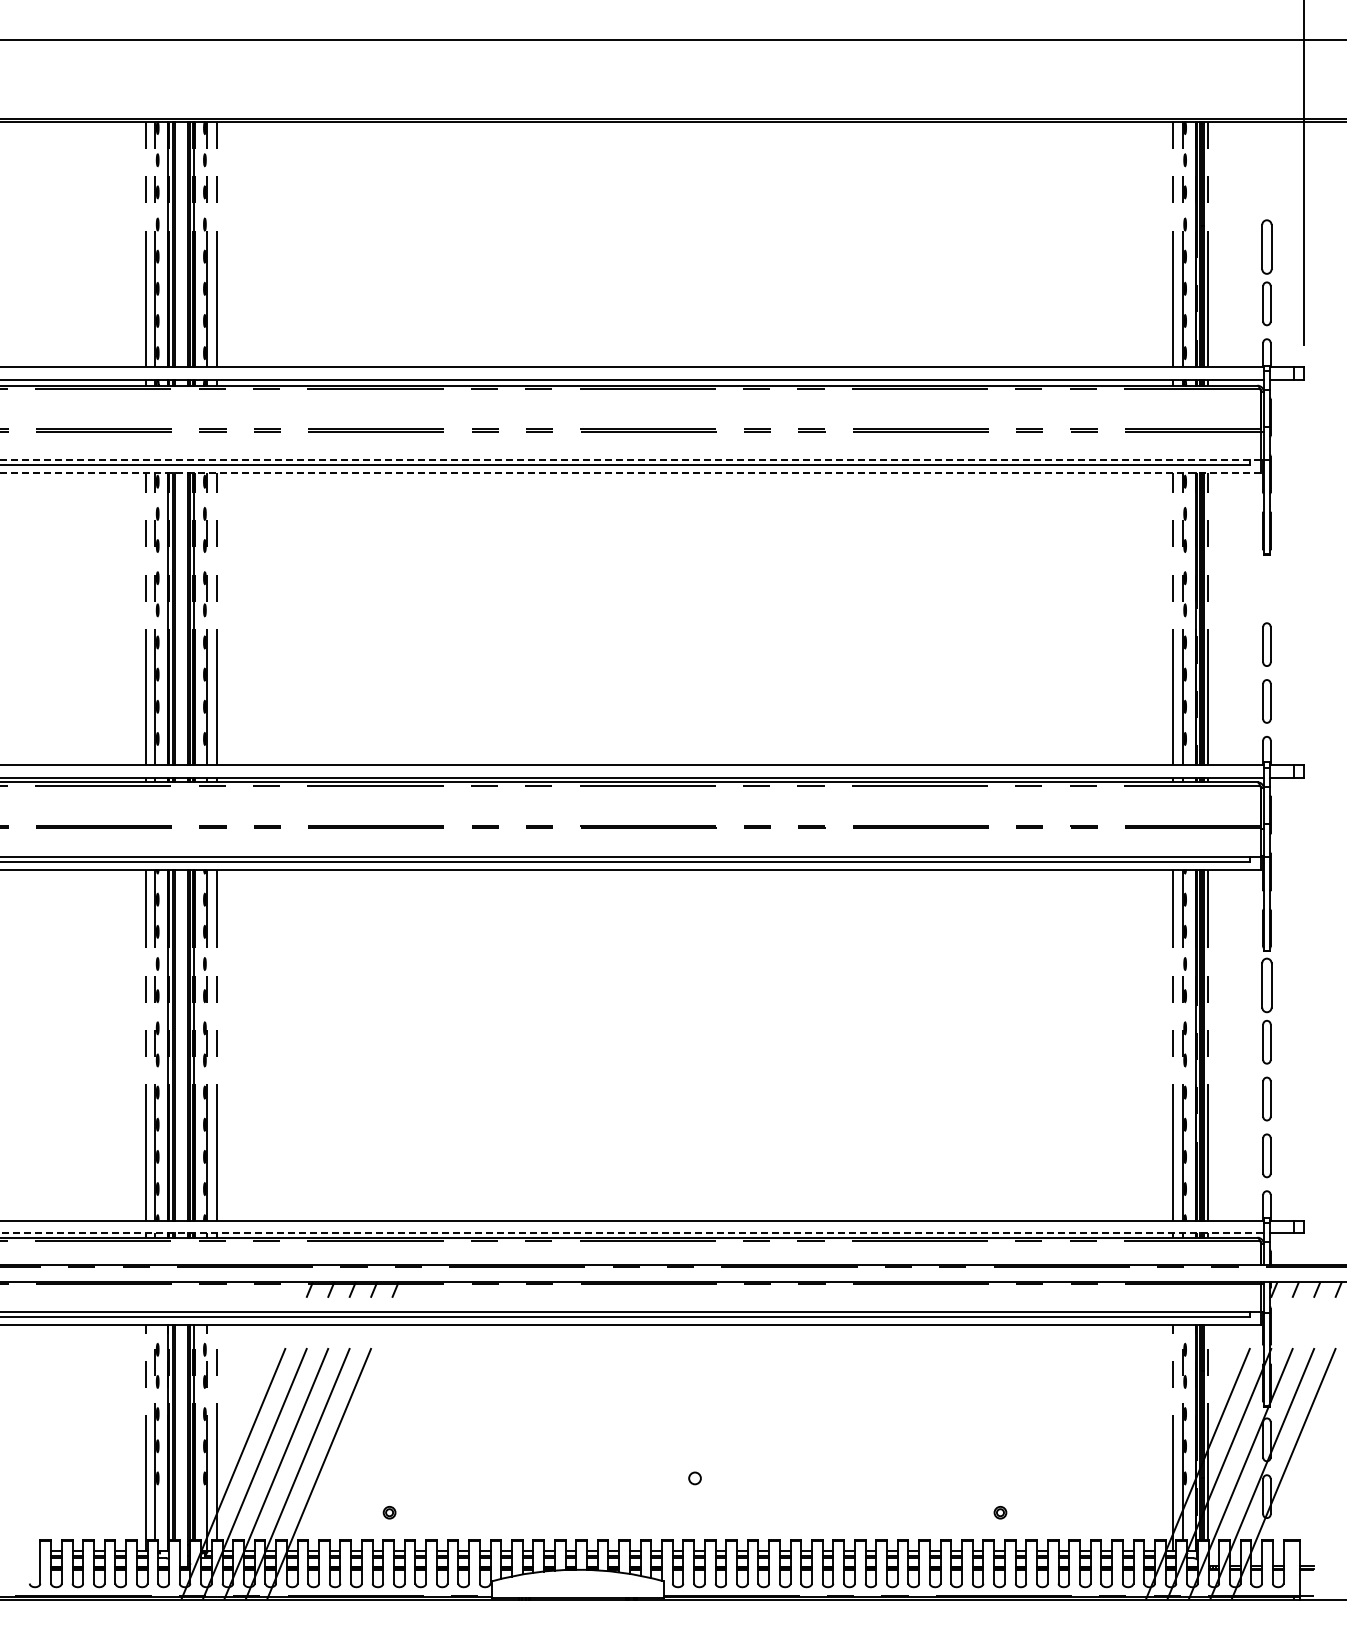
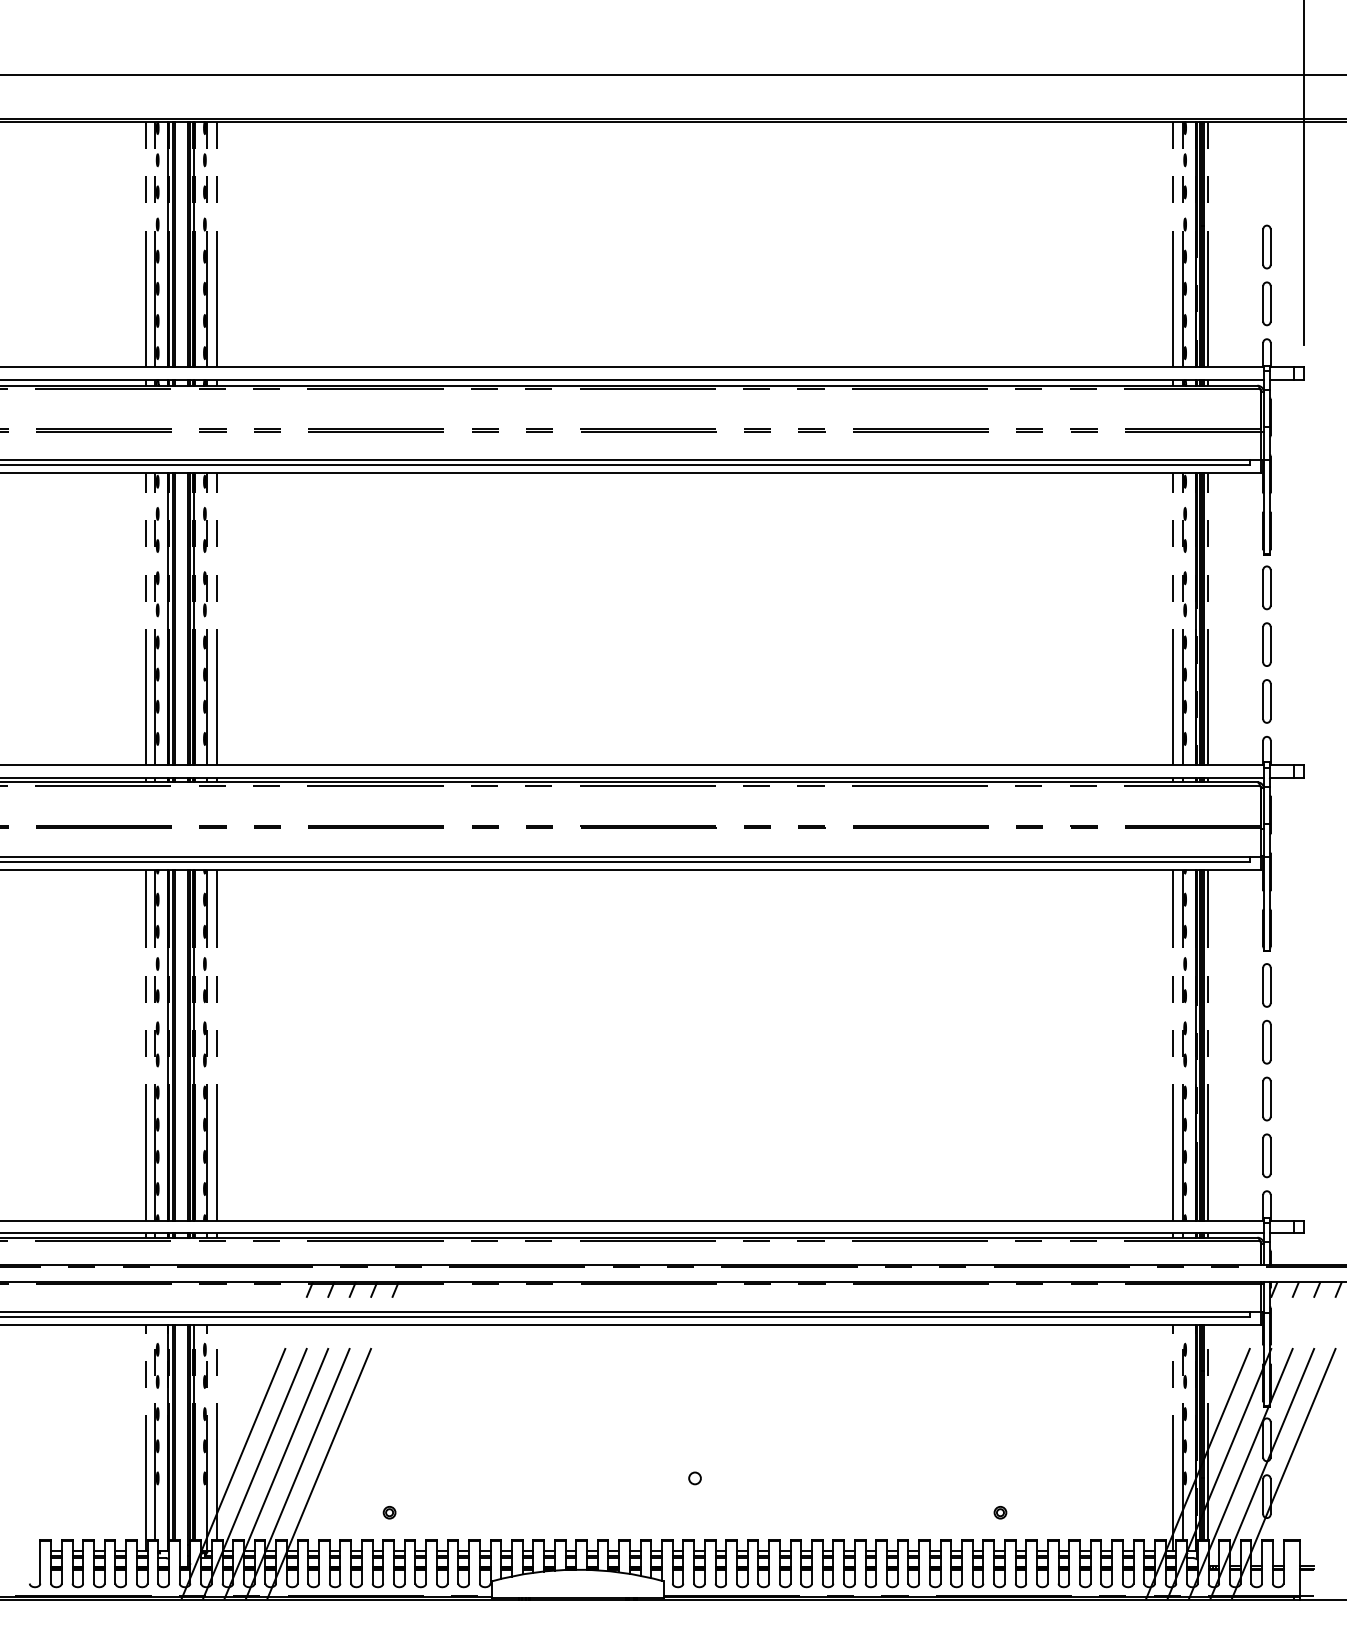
line position: (672, 40) -> (672, 75) (672, 75)
part size: 12x56 px -> 10x46 px (1266, 246)
line: dashed -> solid (630, 460)
line: dashed -> solid (630, 472)
part: none -> present (1266, 587)
part size: 12x57 px -> 10x45 px (1266, 985)
line: dashed -> solid (632, 1233)
